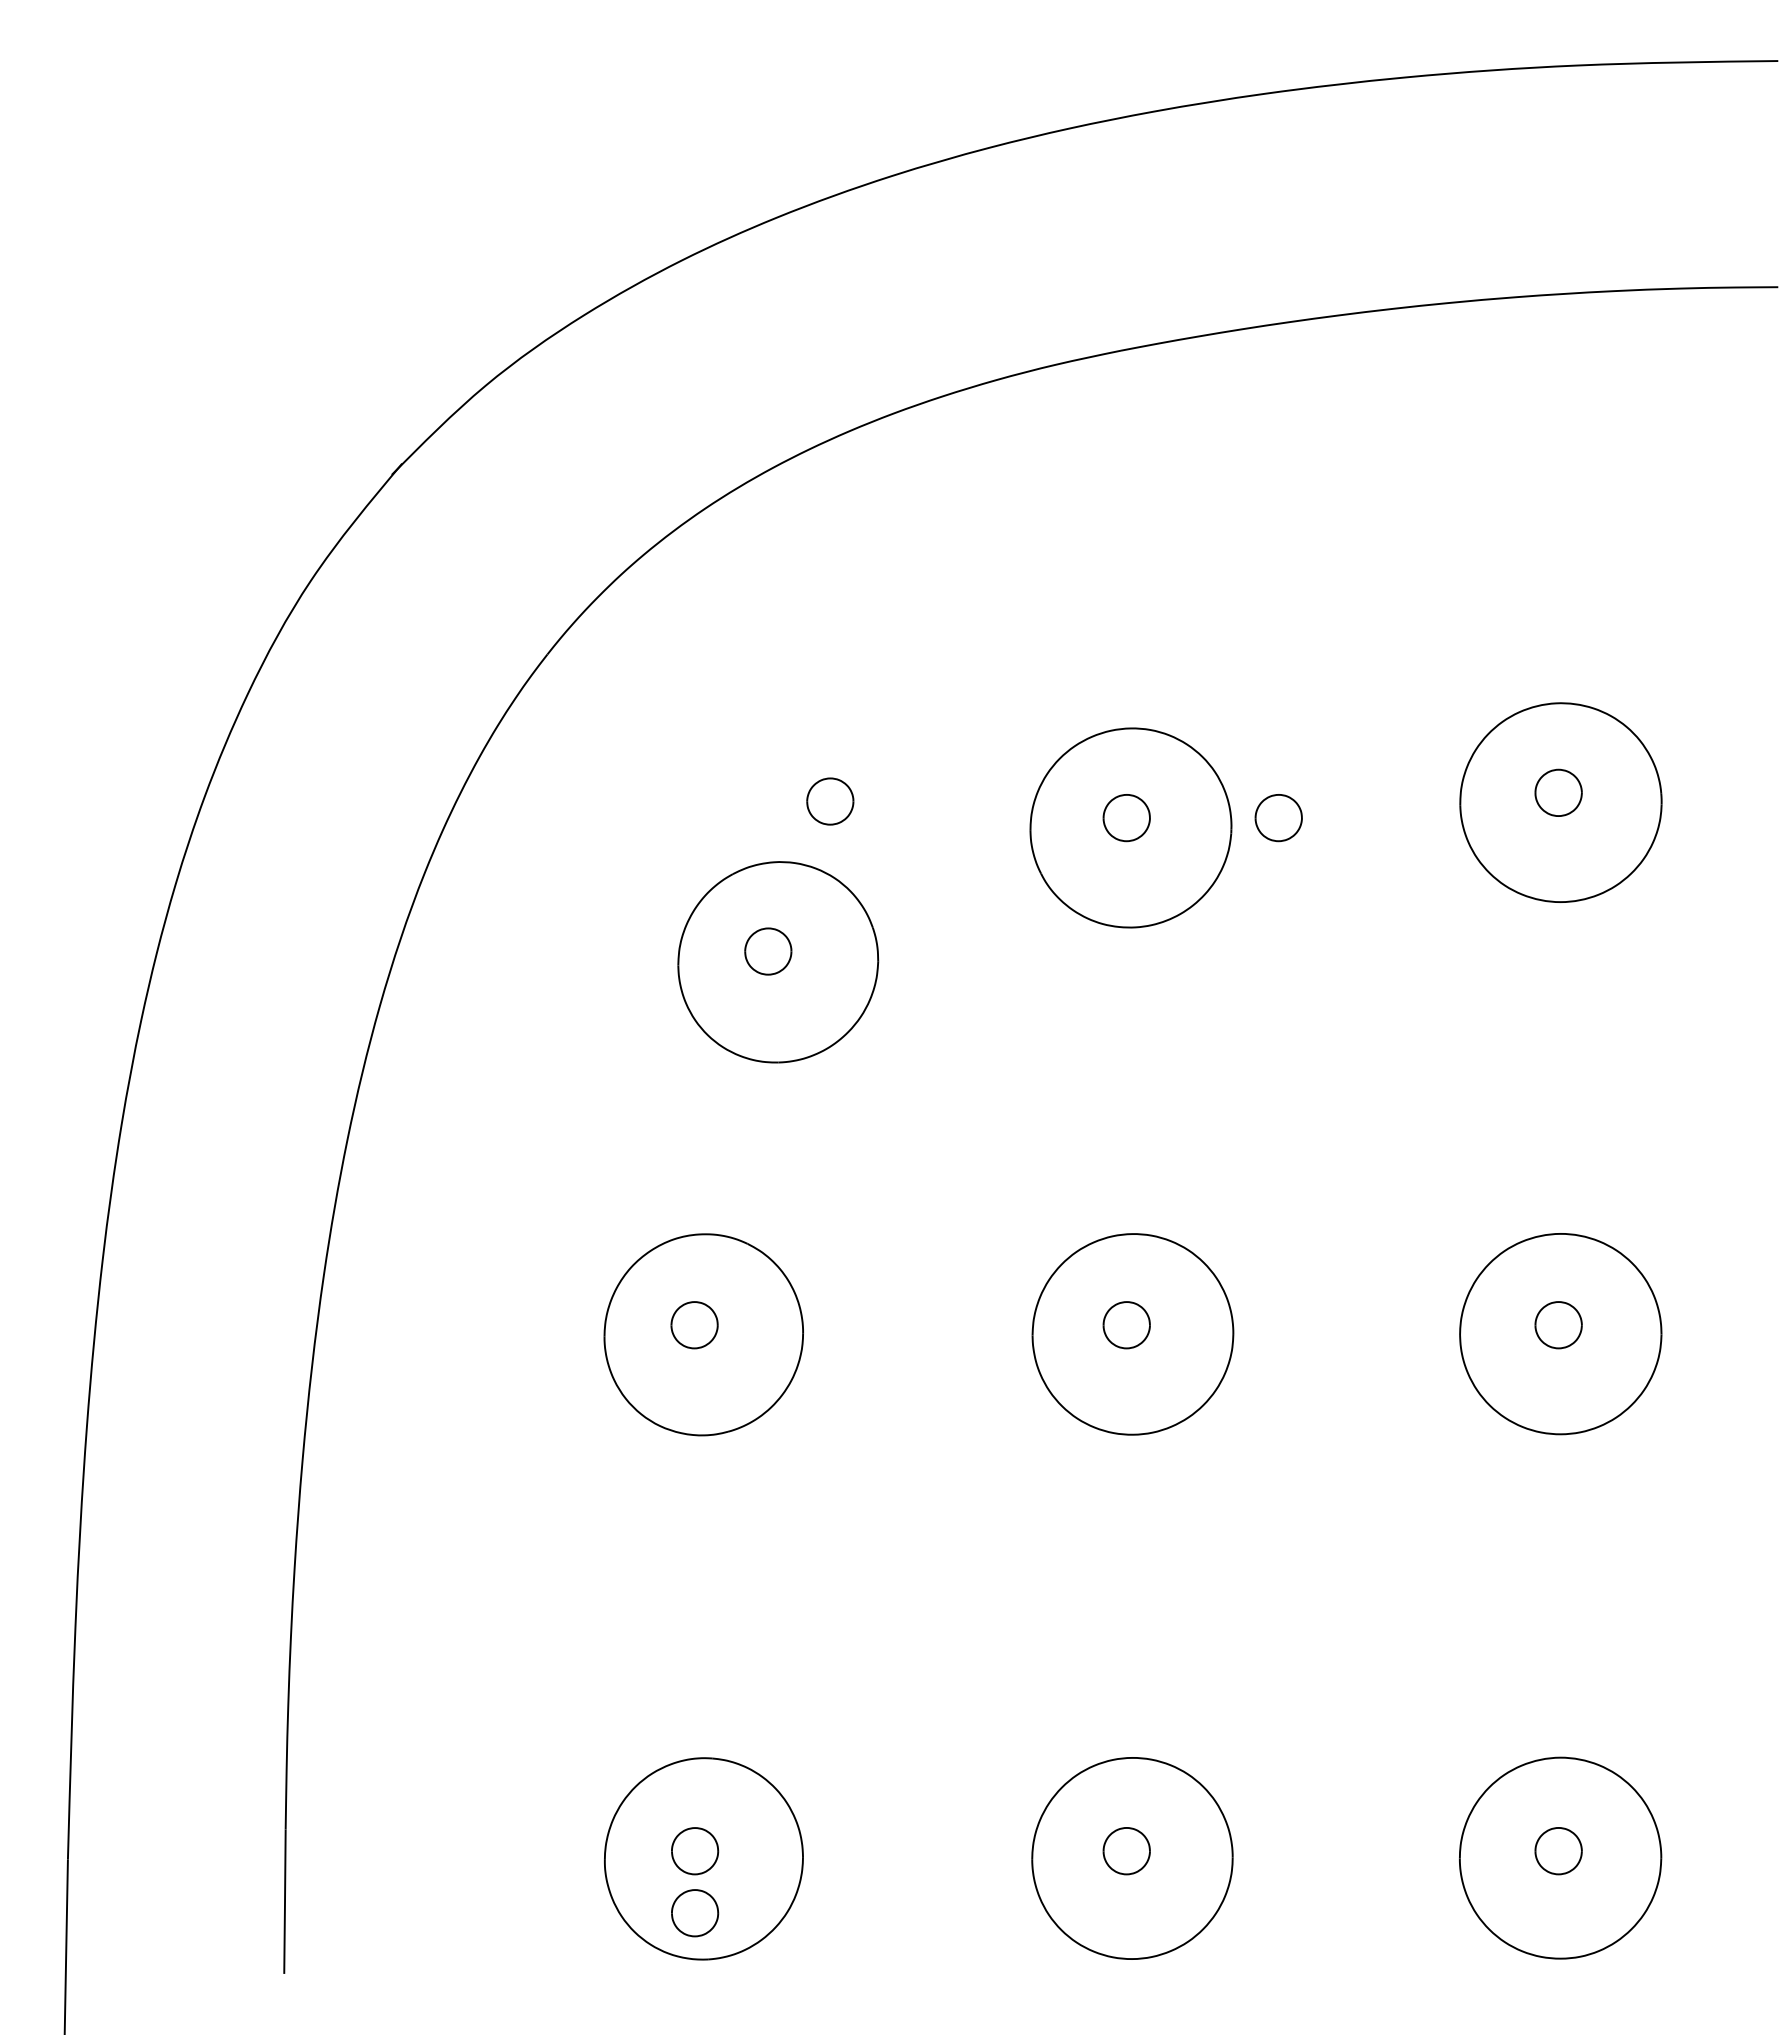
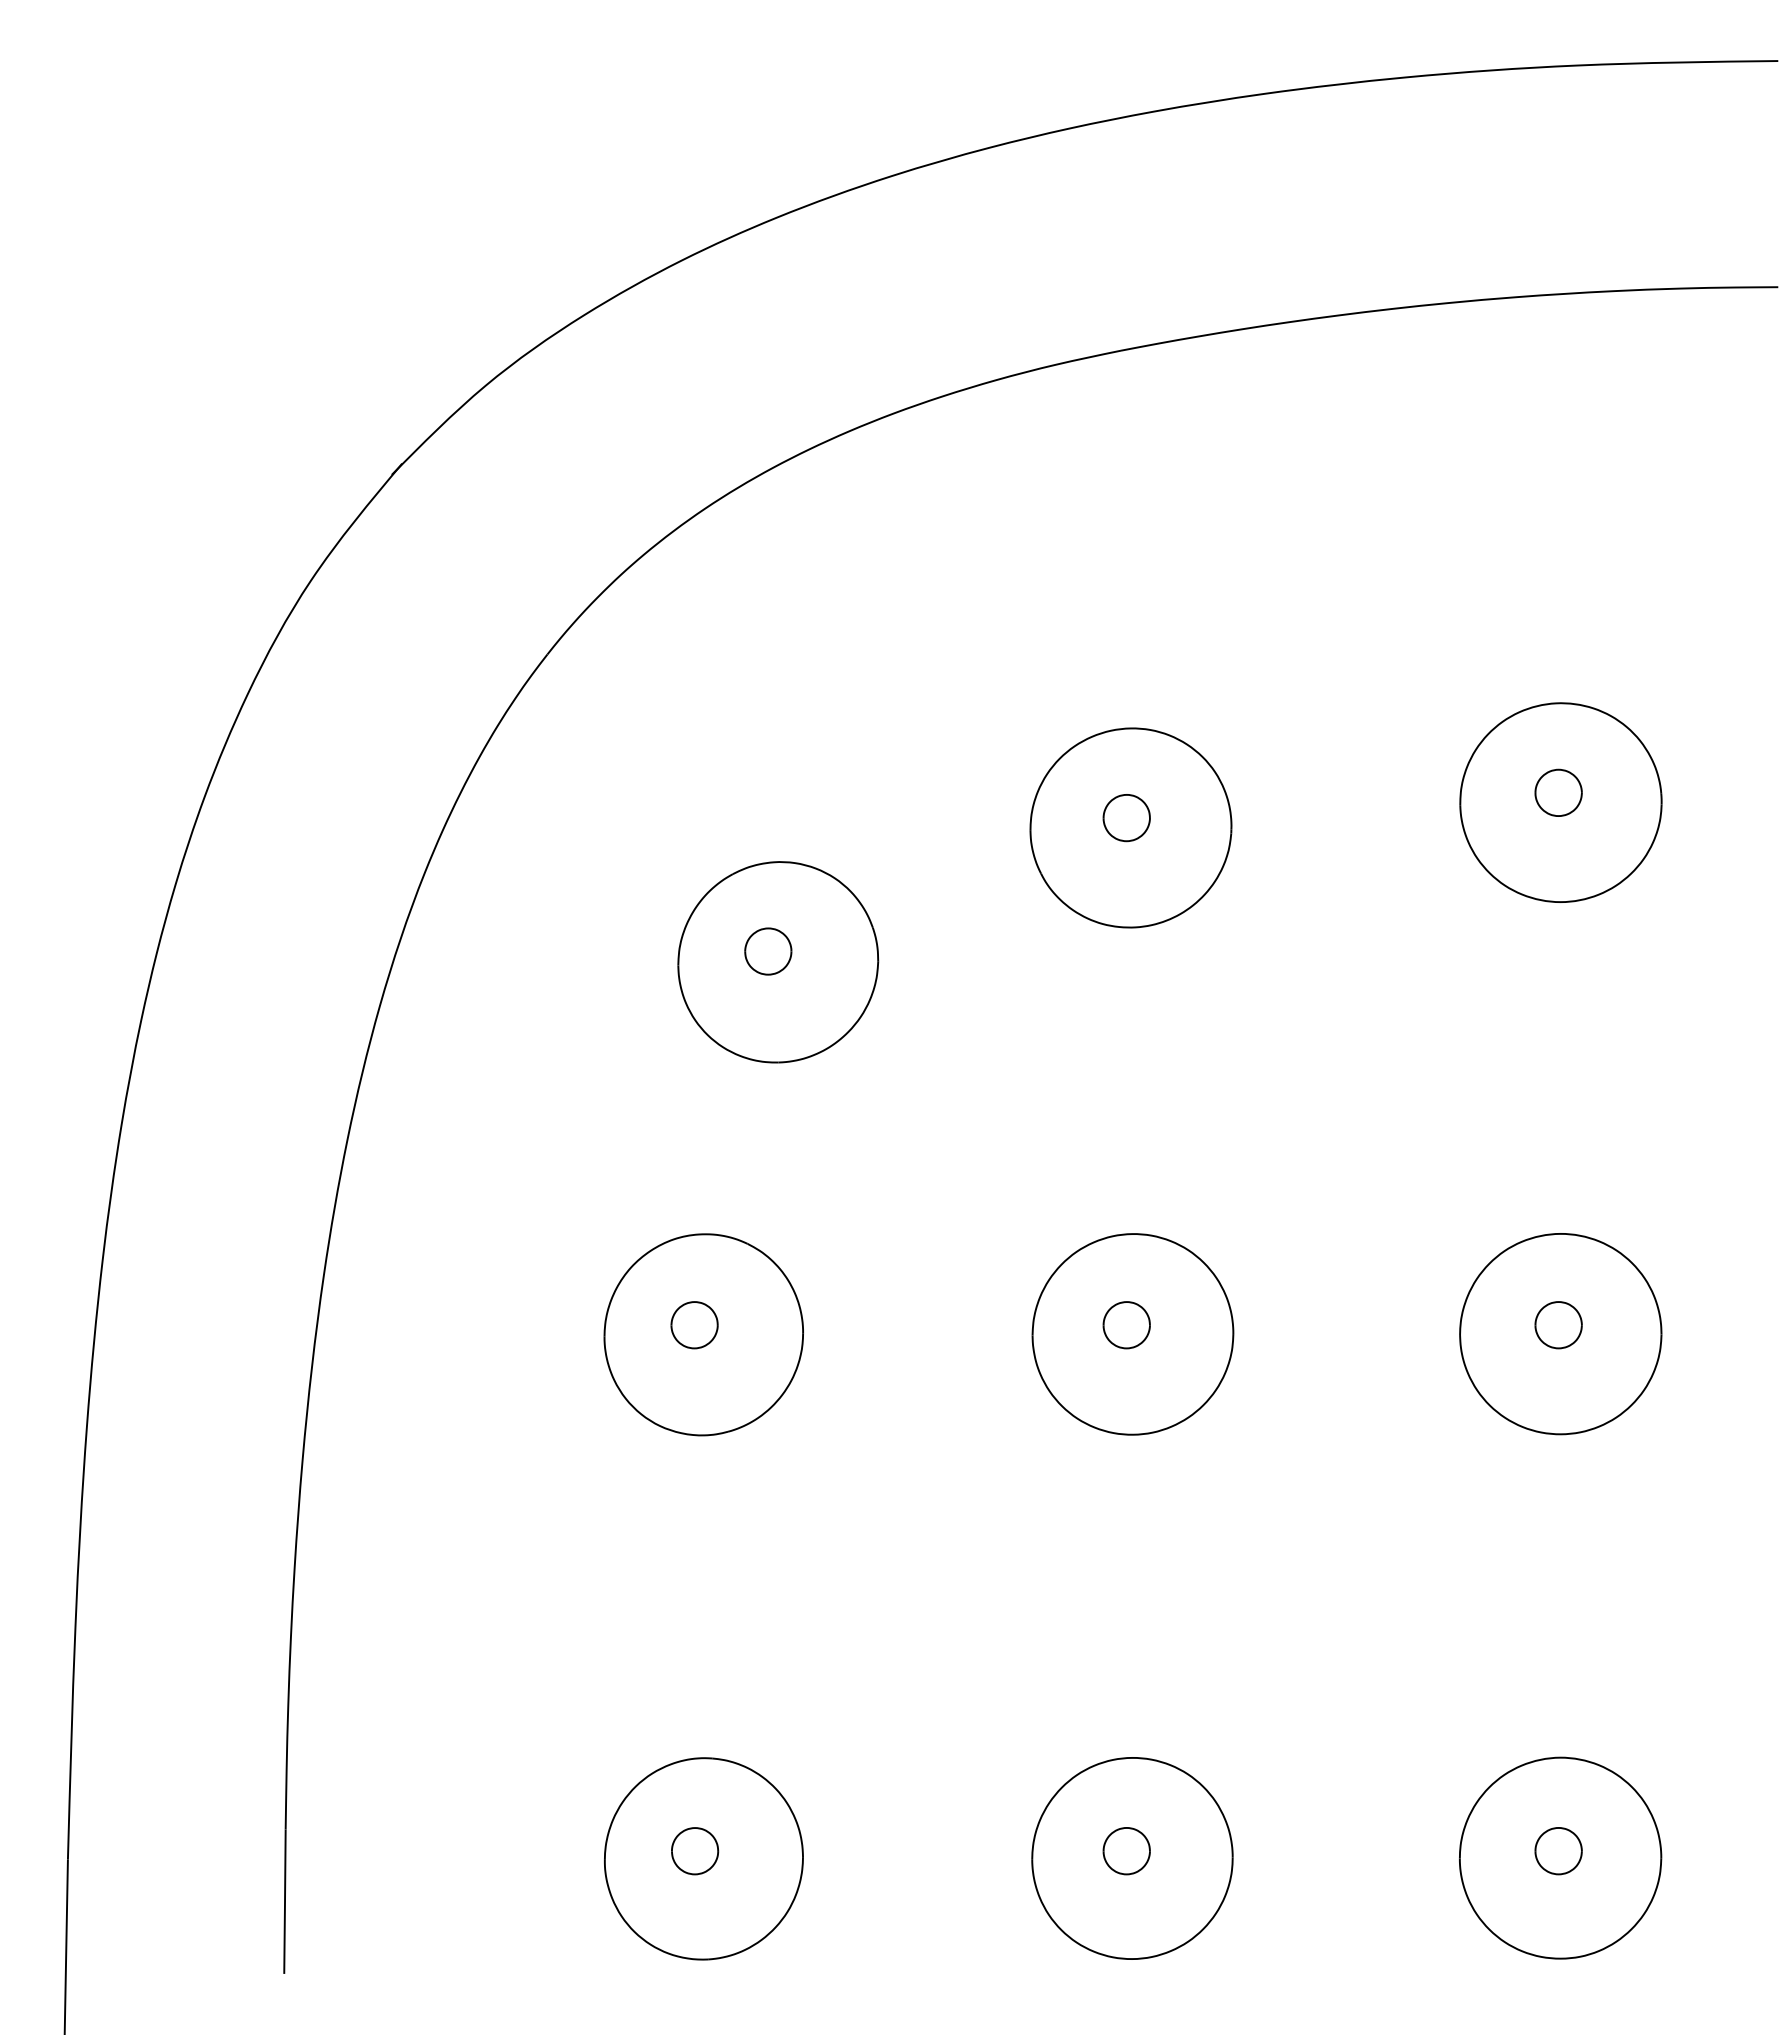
part: present -> none (830, 801)
part: present -> none (1278, 818)
part: present -> none (695, 1913)
